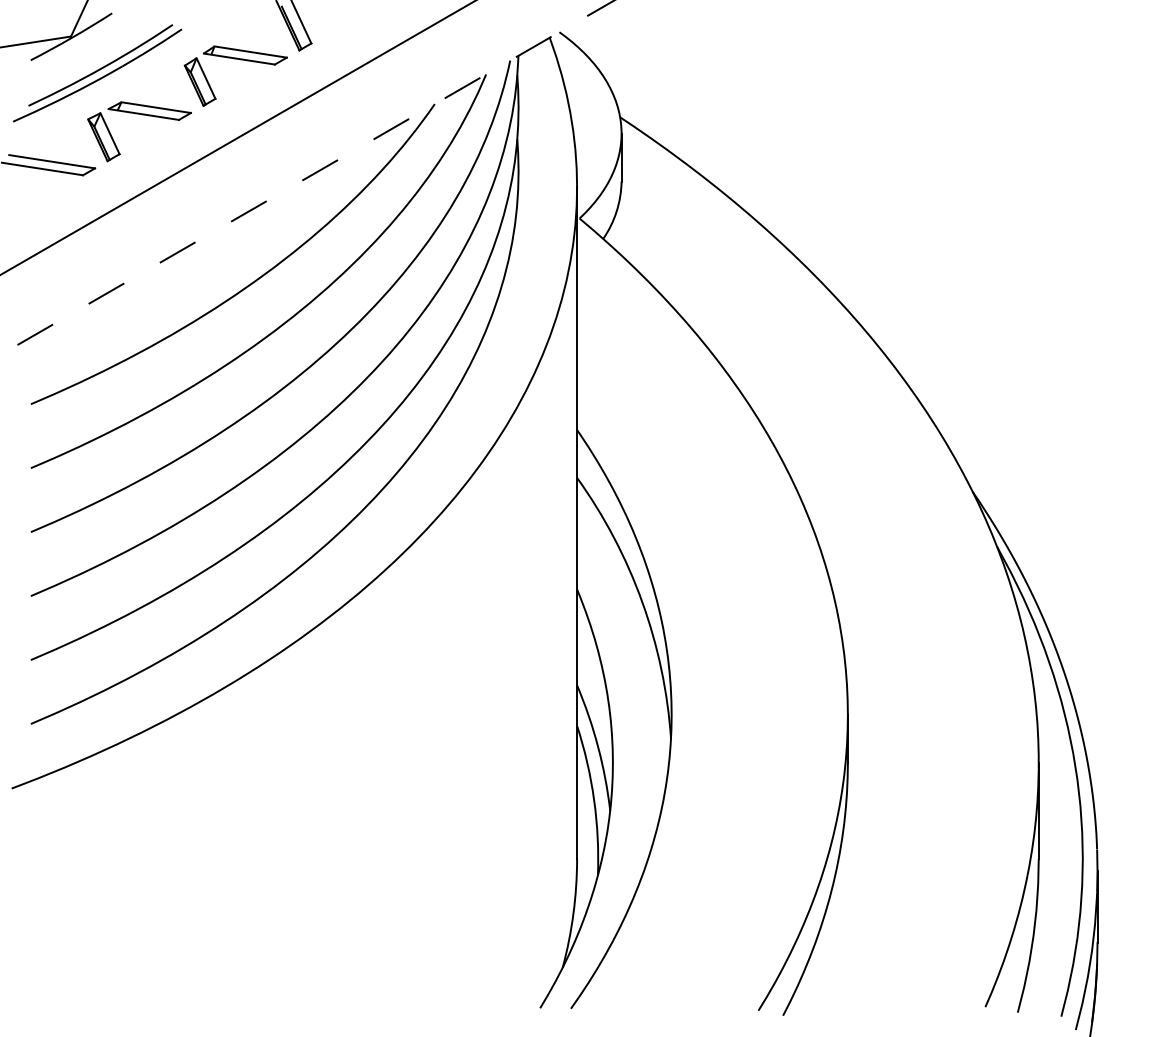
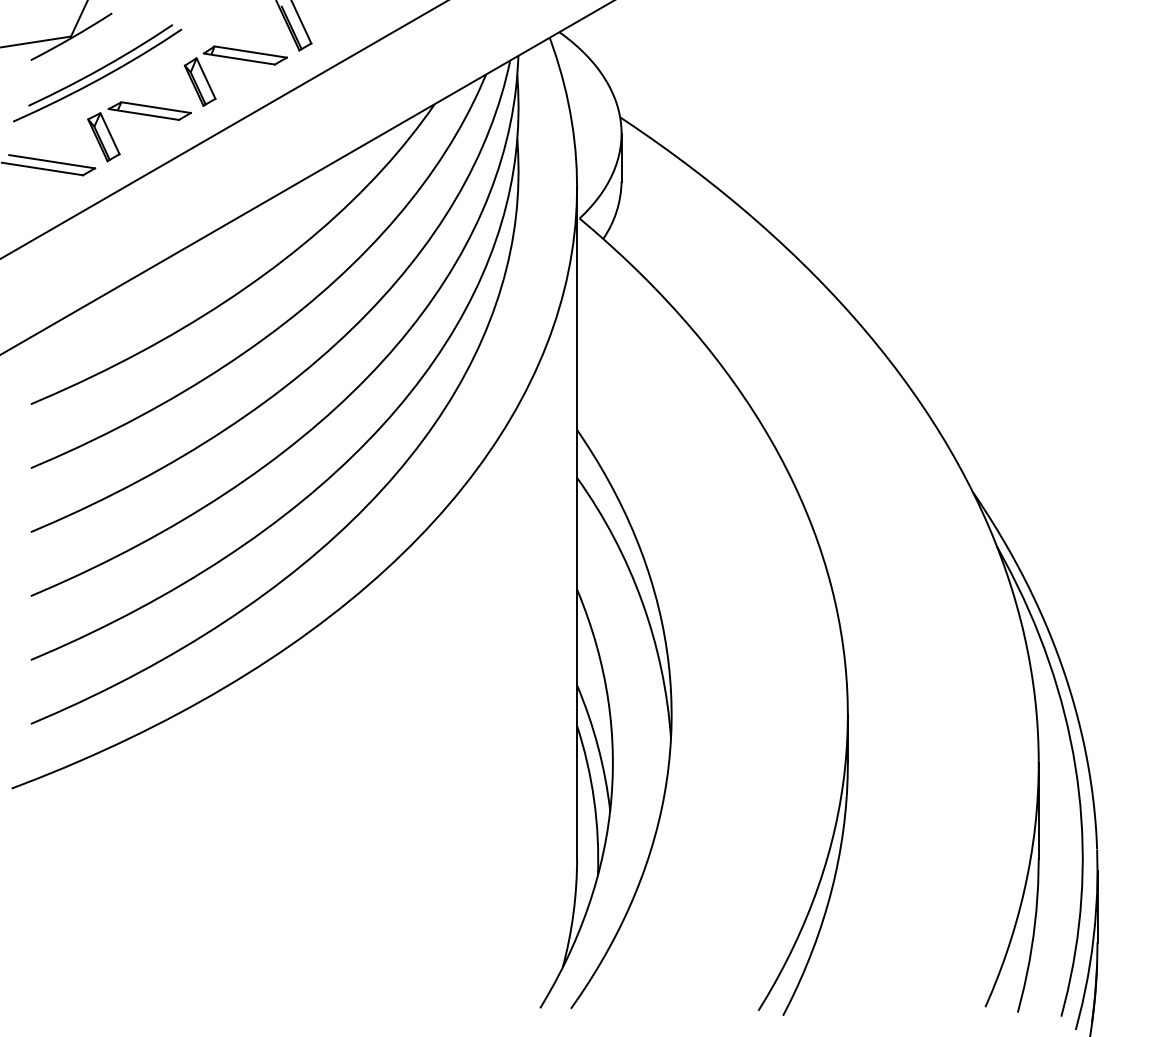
line position: (237, 137) -> (223, 129) (223, 129)
line: dashed -> solid (307, 177)
